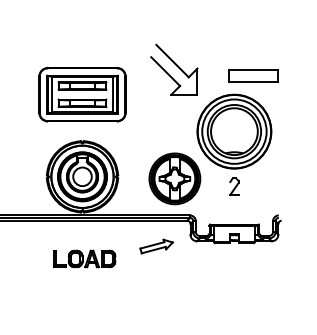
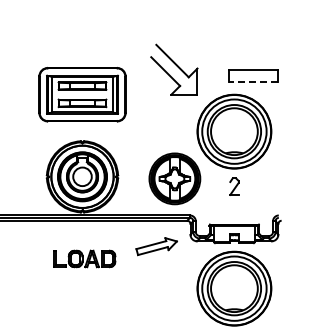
line: solid -> dashed (253, 82)
part size: 35x17 px -> 43x20 px (156, 246)
part: none -> present (234, 288)
